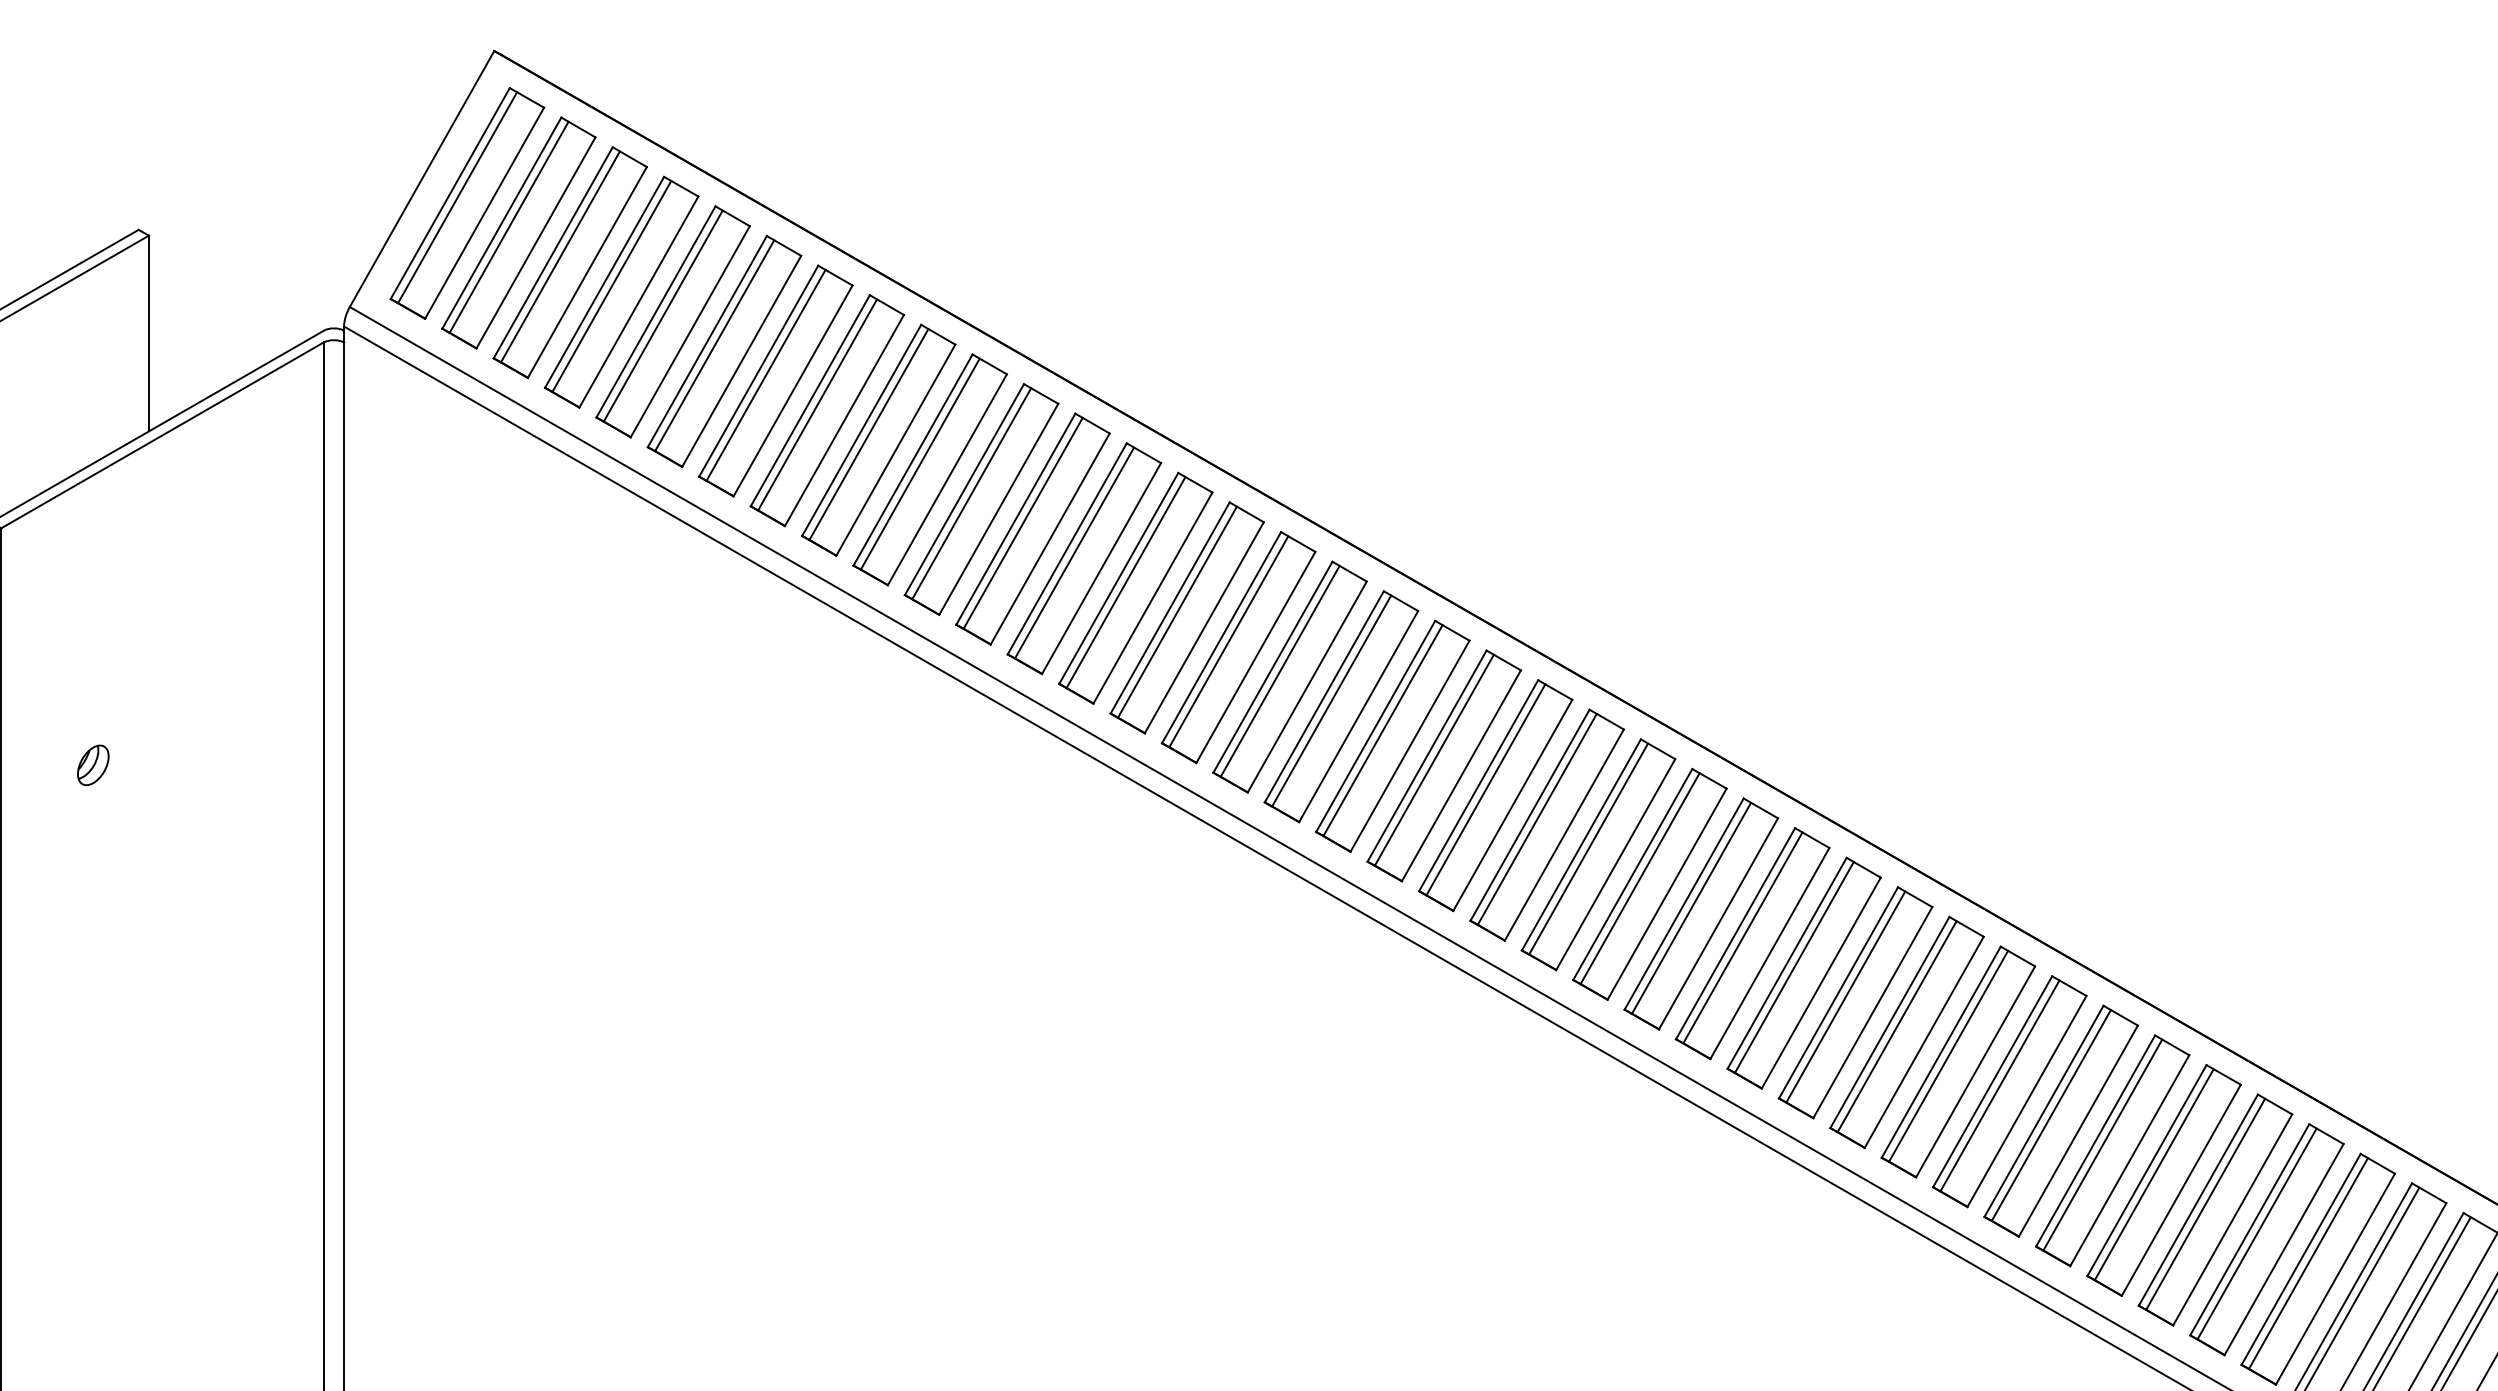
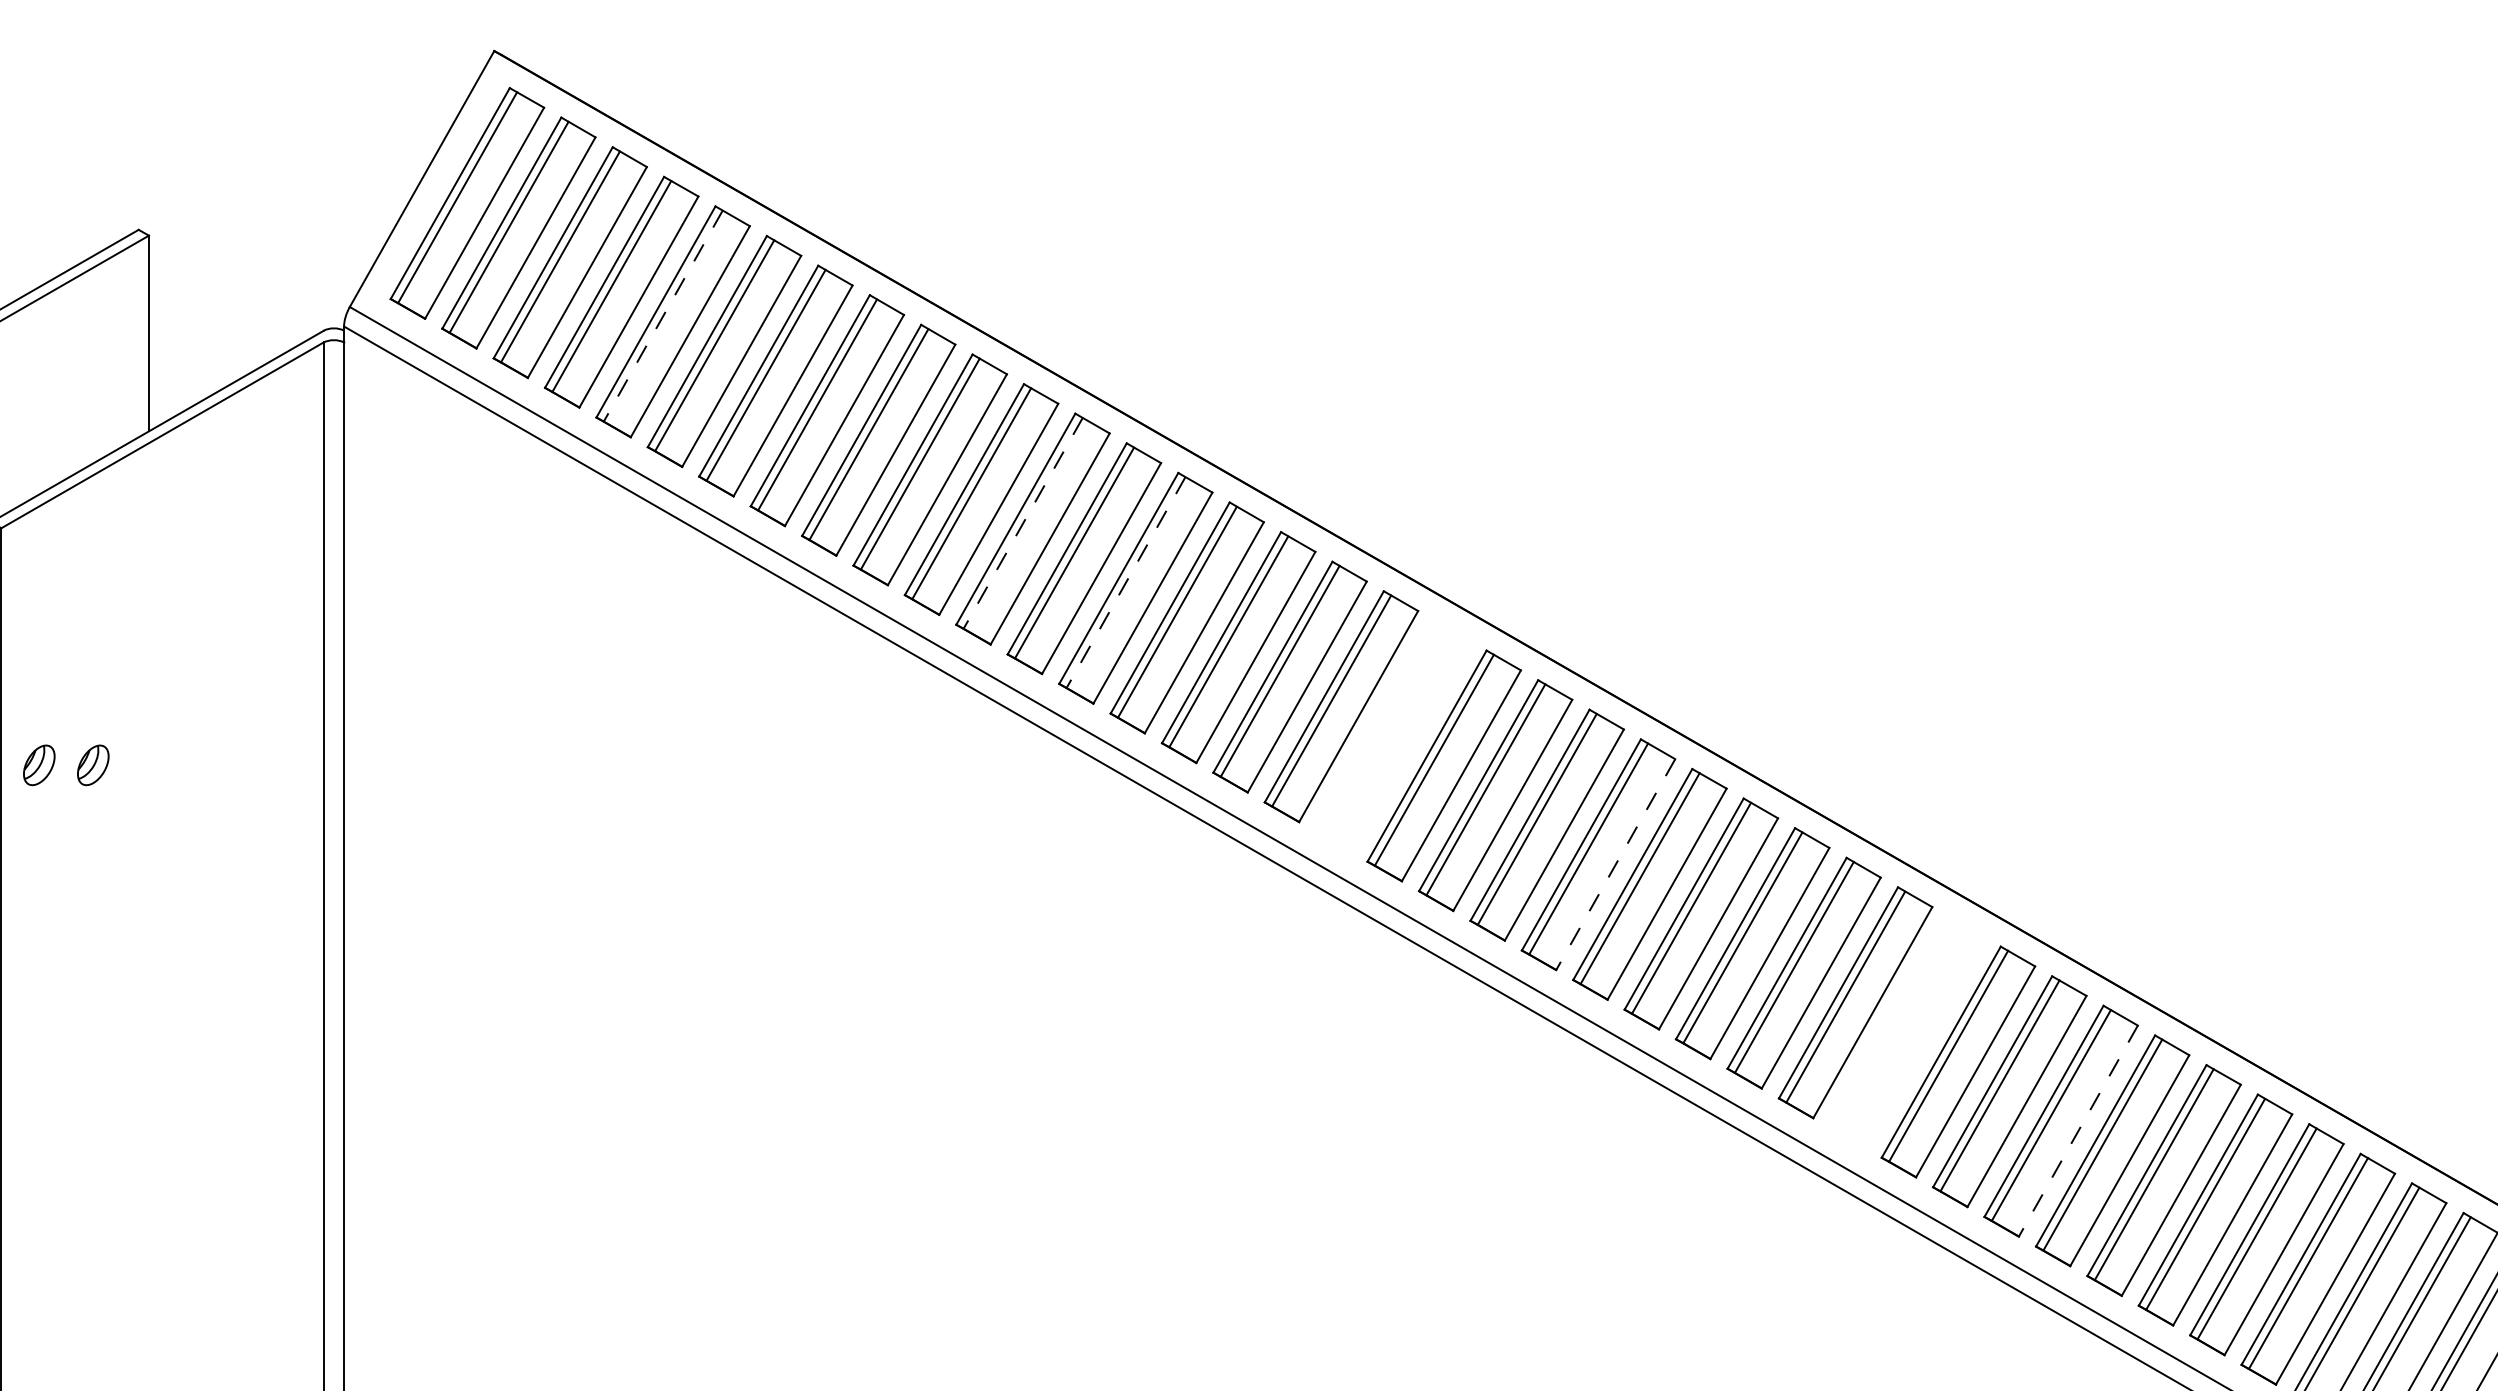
line: solid -> dashed (663, 316)
line: solid -> dashed (1022, 523)
line: solid -> dashed (1125, 582)
part: present -> none (1392, 735)
part: none -> present (39, 765)
line: solid -> dashed (1615, 865)
part: present -> none (1906, 1031)
line: solid -> dashed (2078, 1131)
